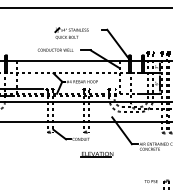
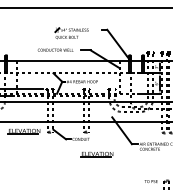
part: none -> present (23, 131)
